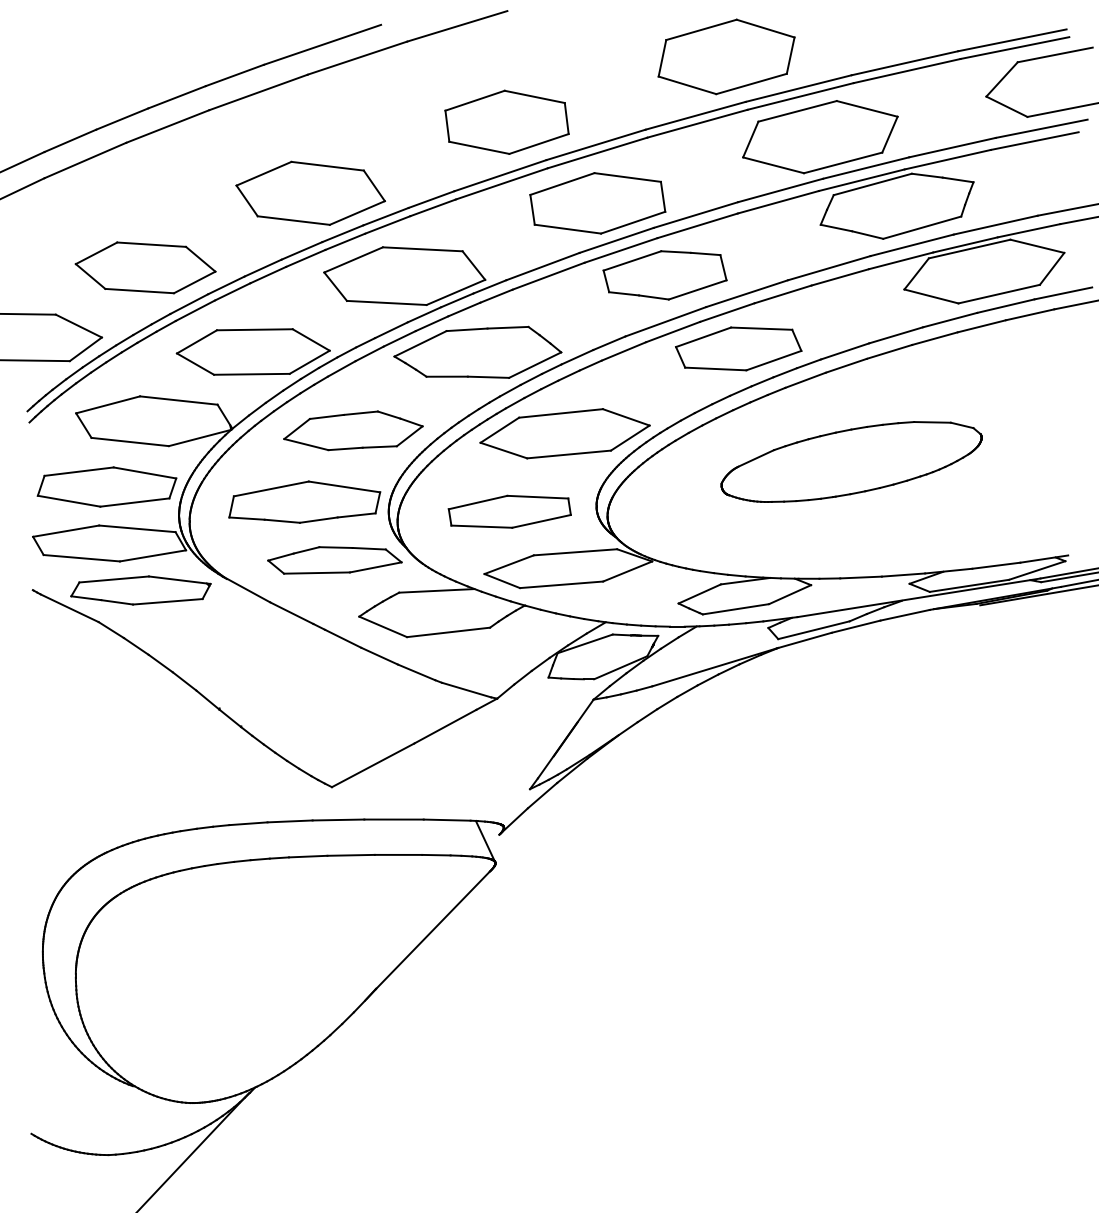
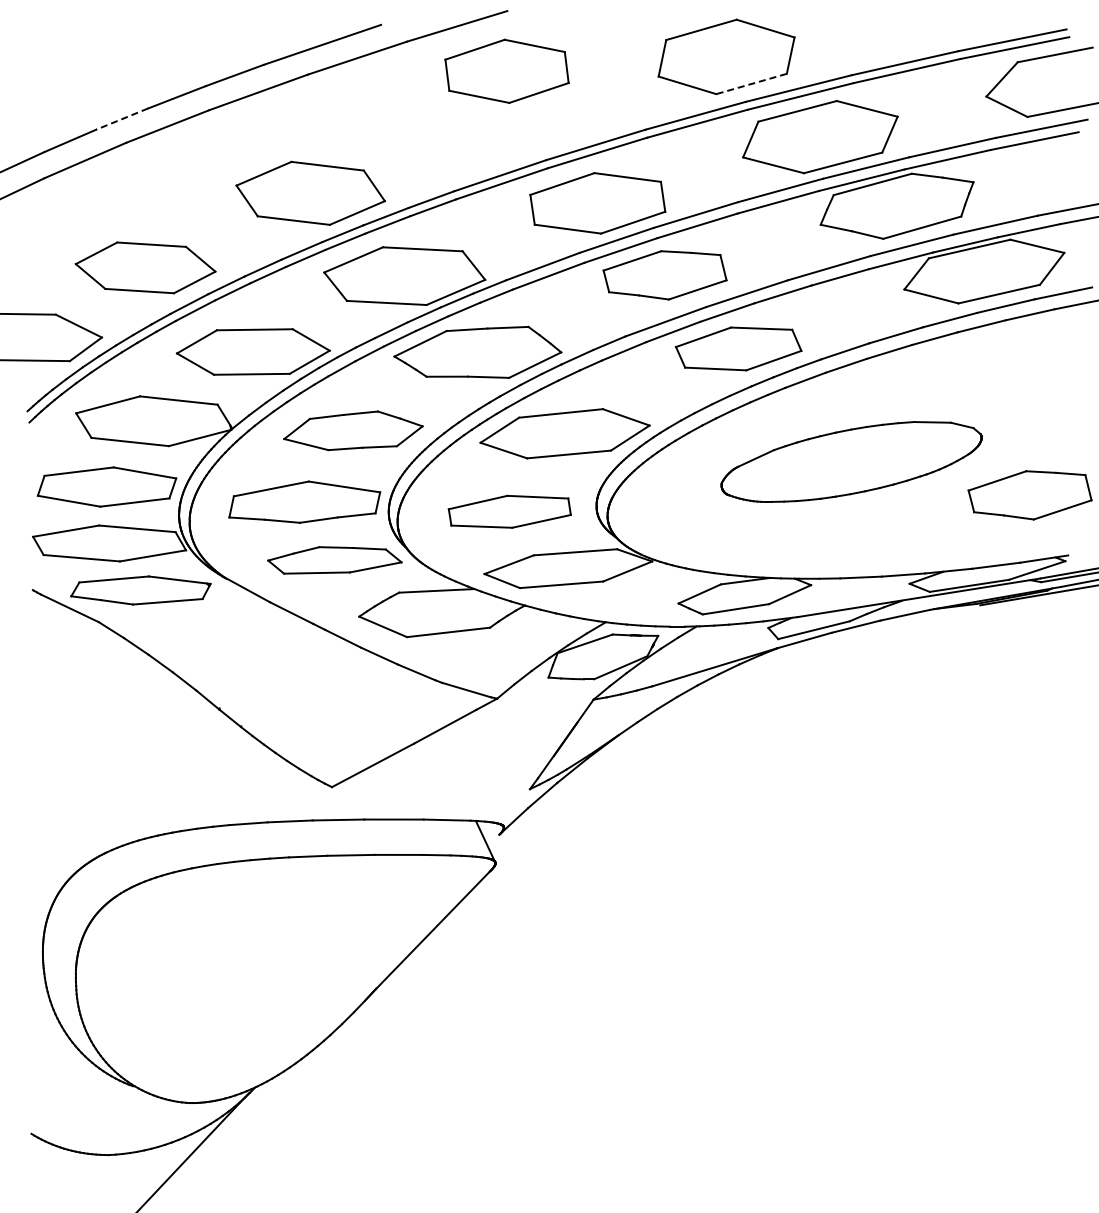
line: solid -> dashed (751, 83)
line: solid -> dashed (121, 119)
part position: (506, 121) -> (506, 70) (506, 70)
part: none -> present (1029, 495)
